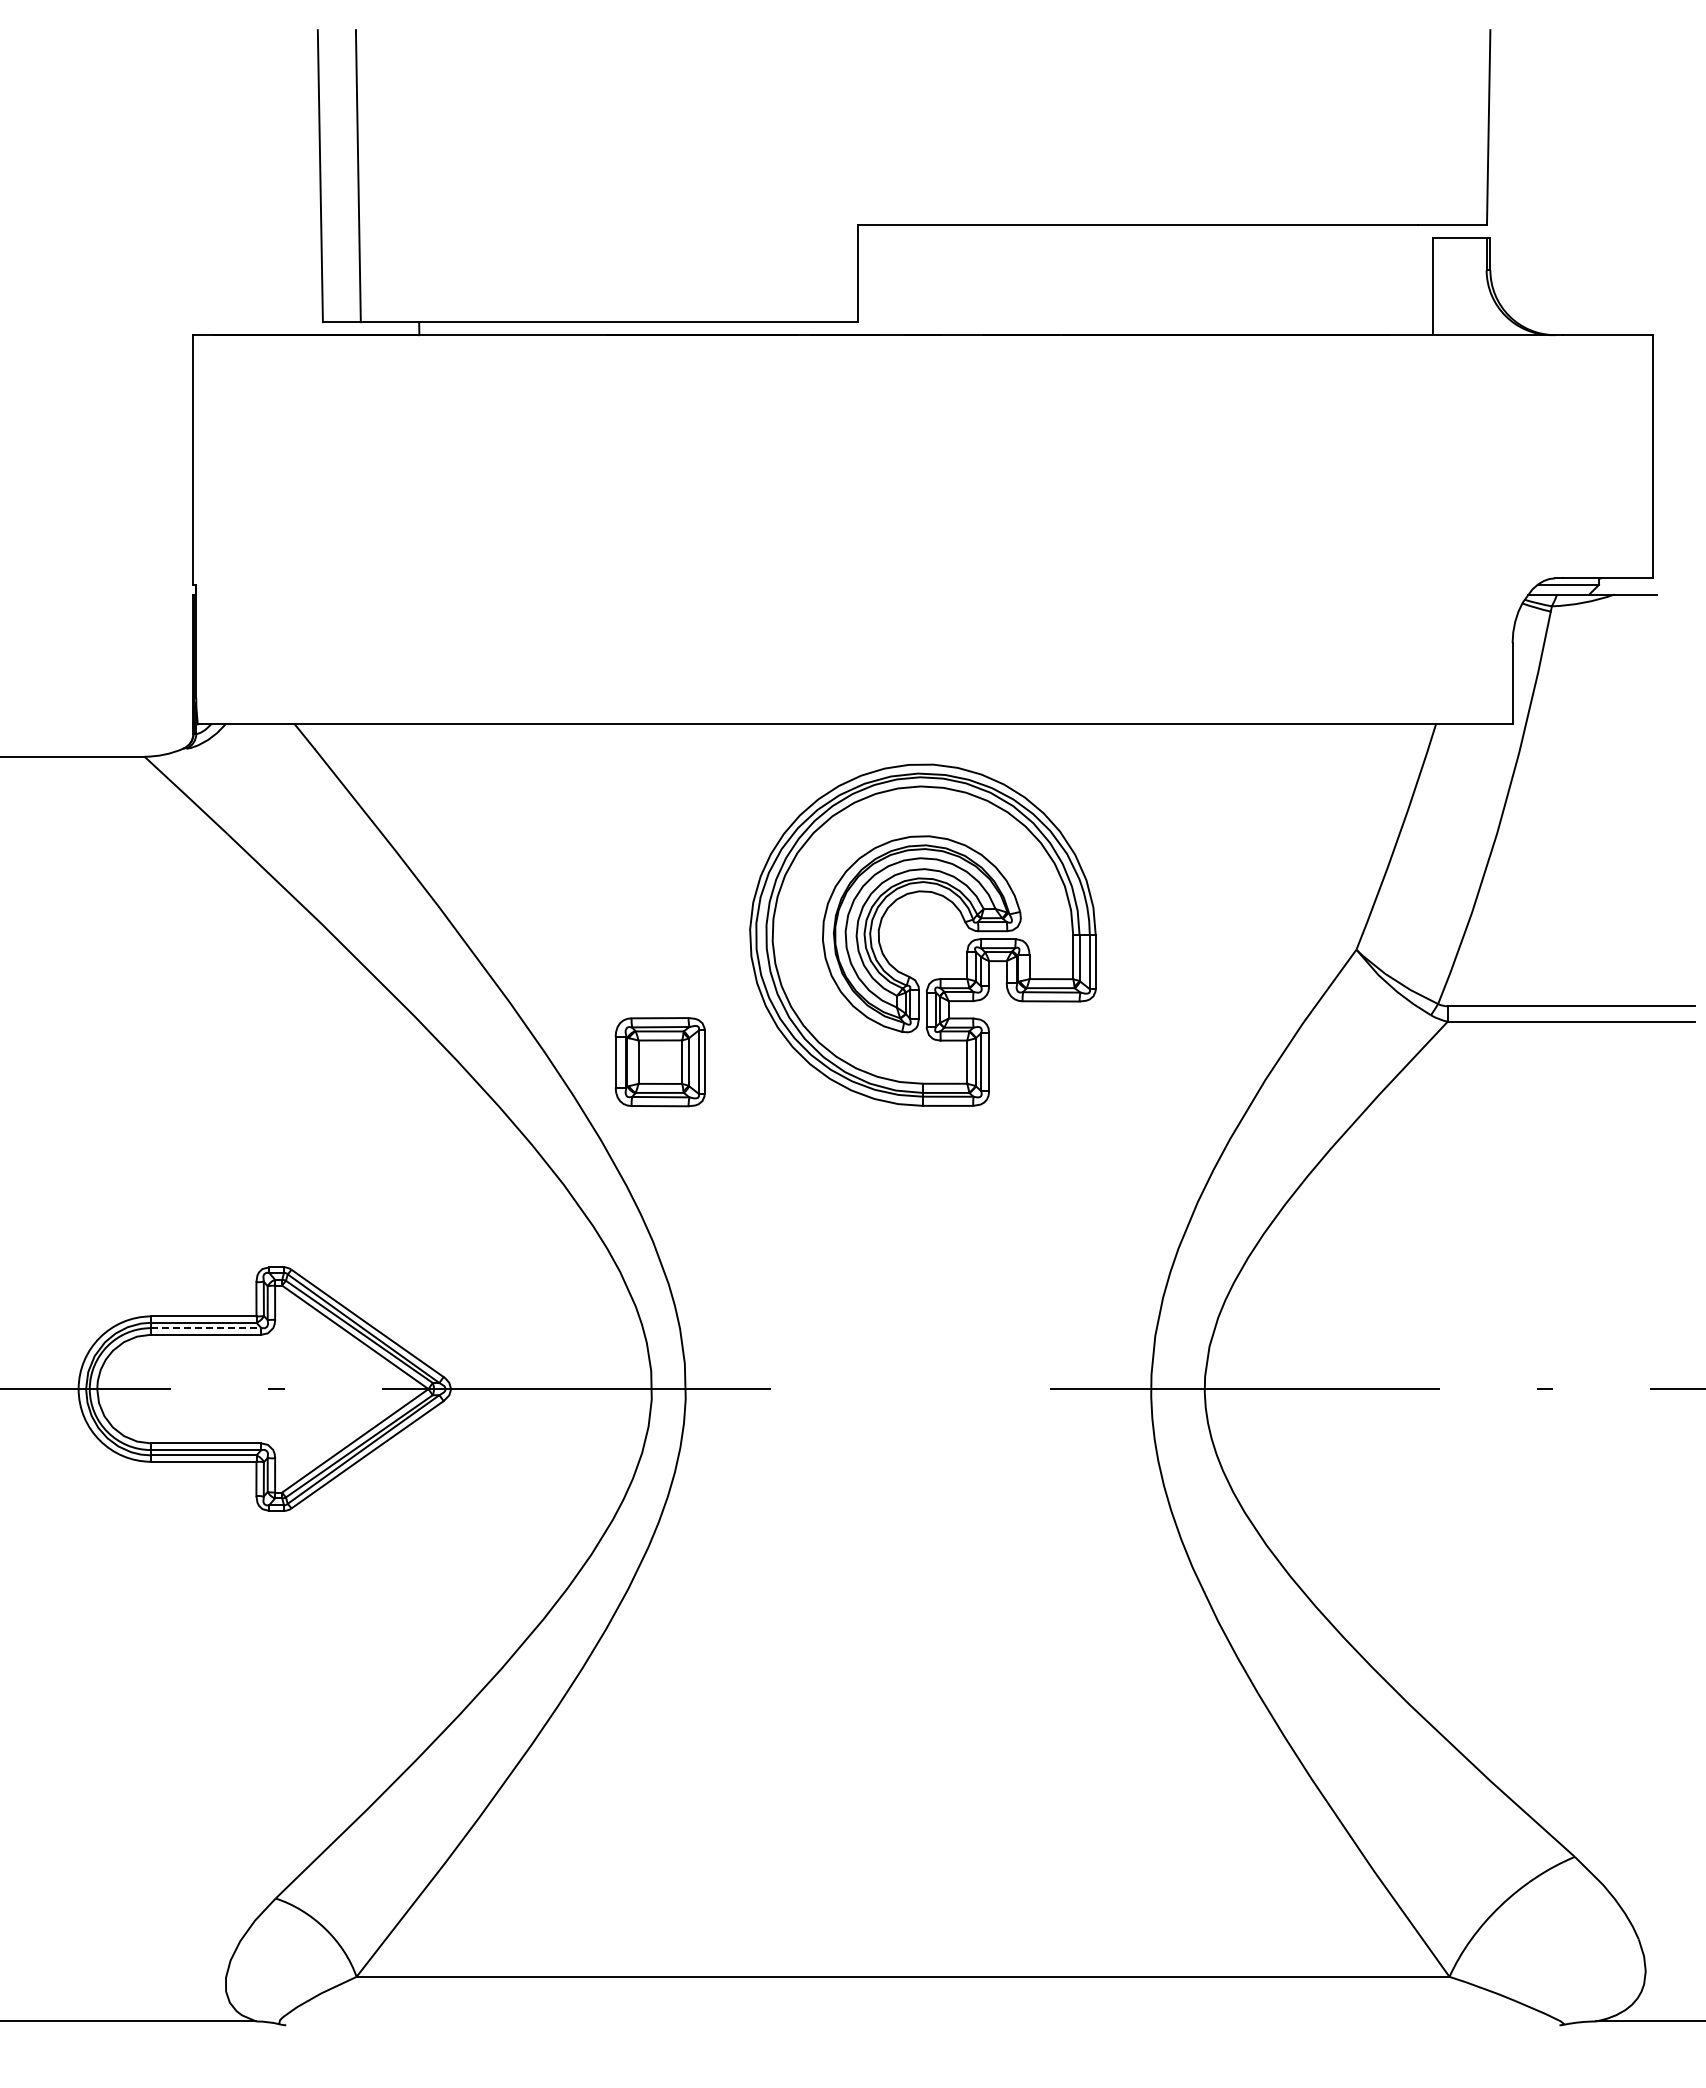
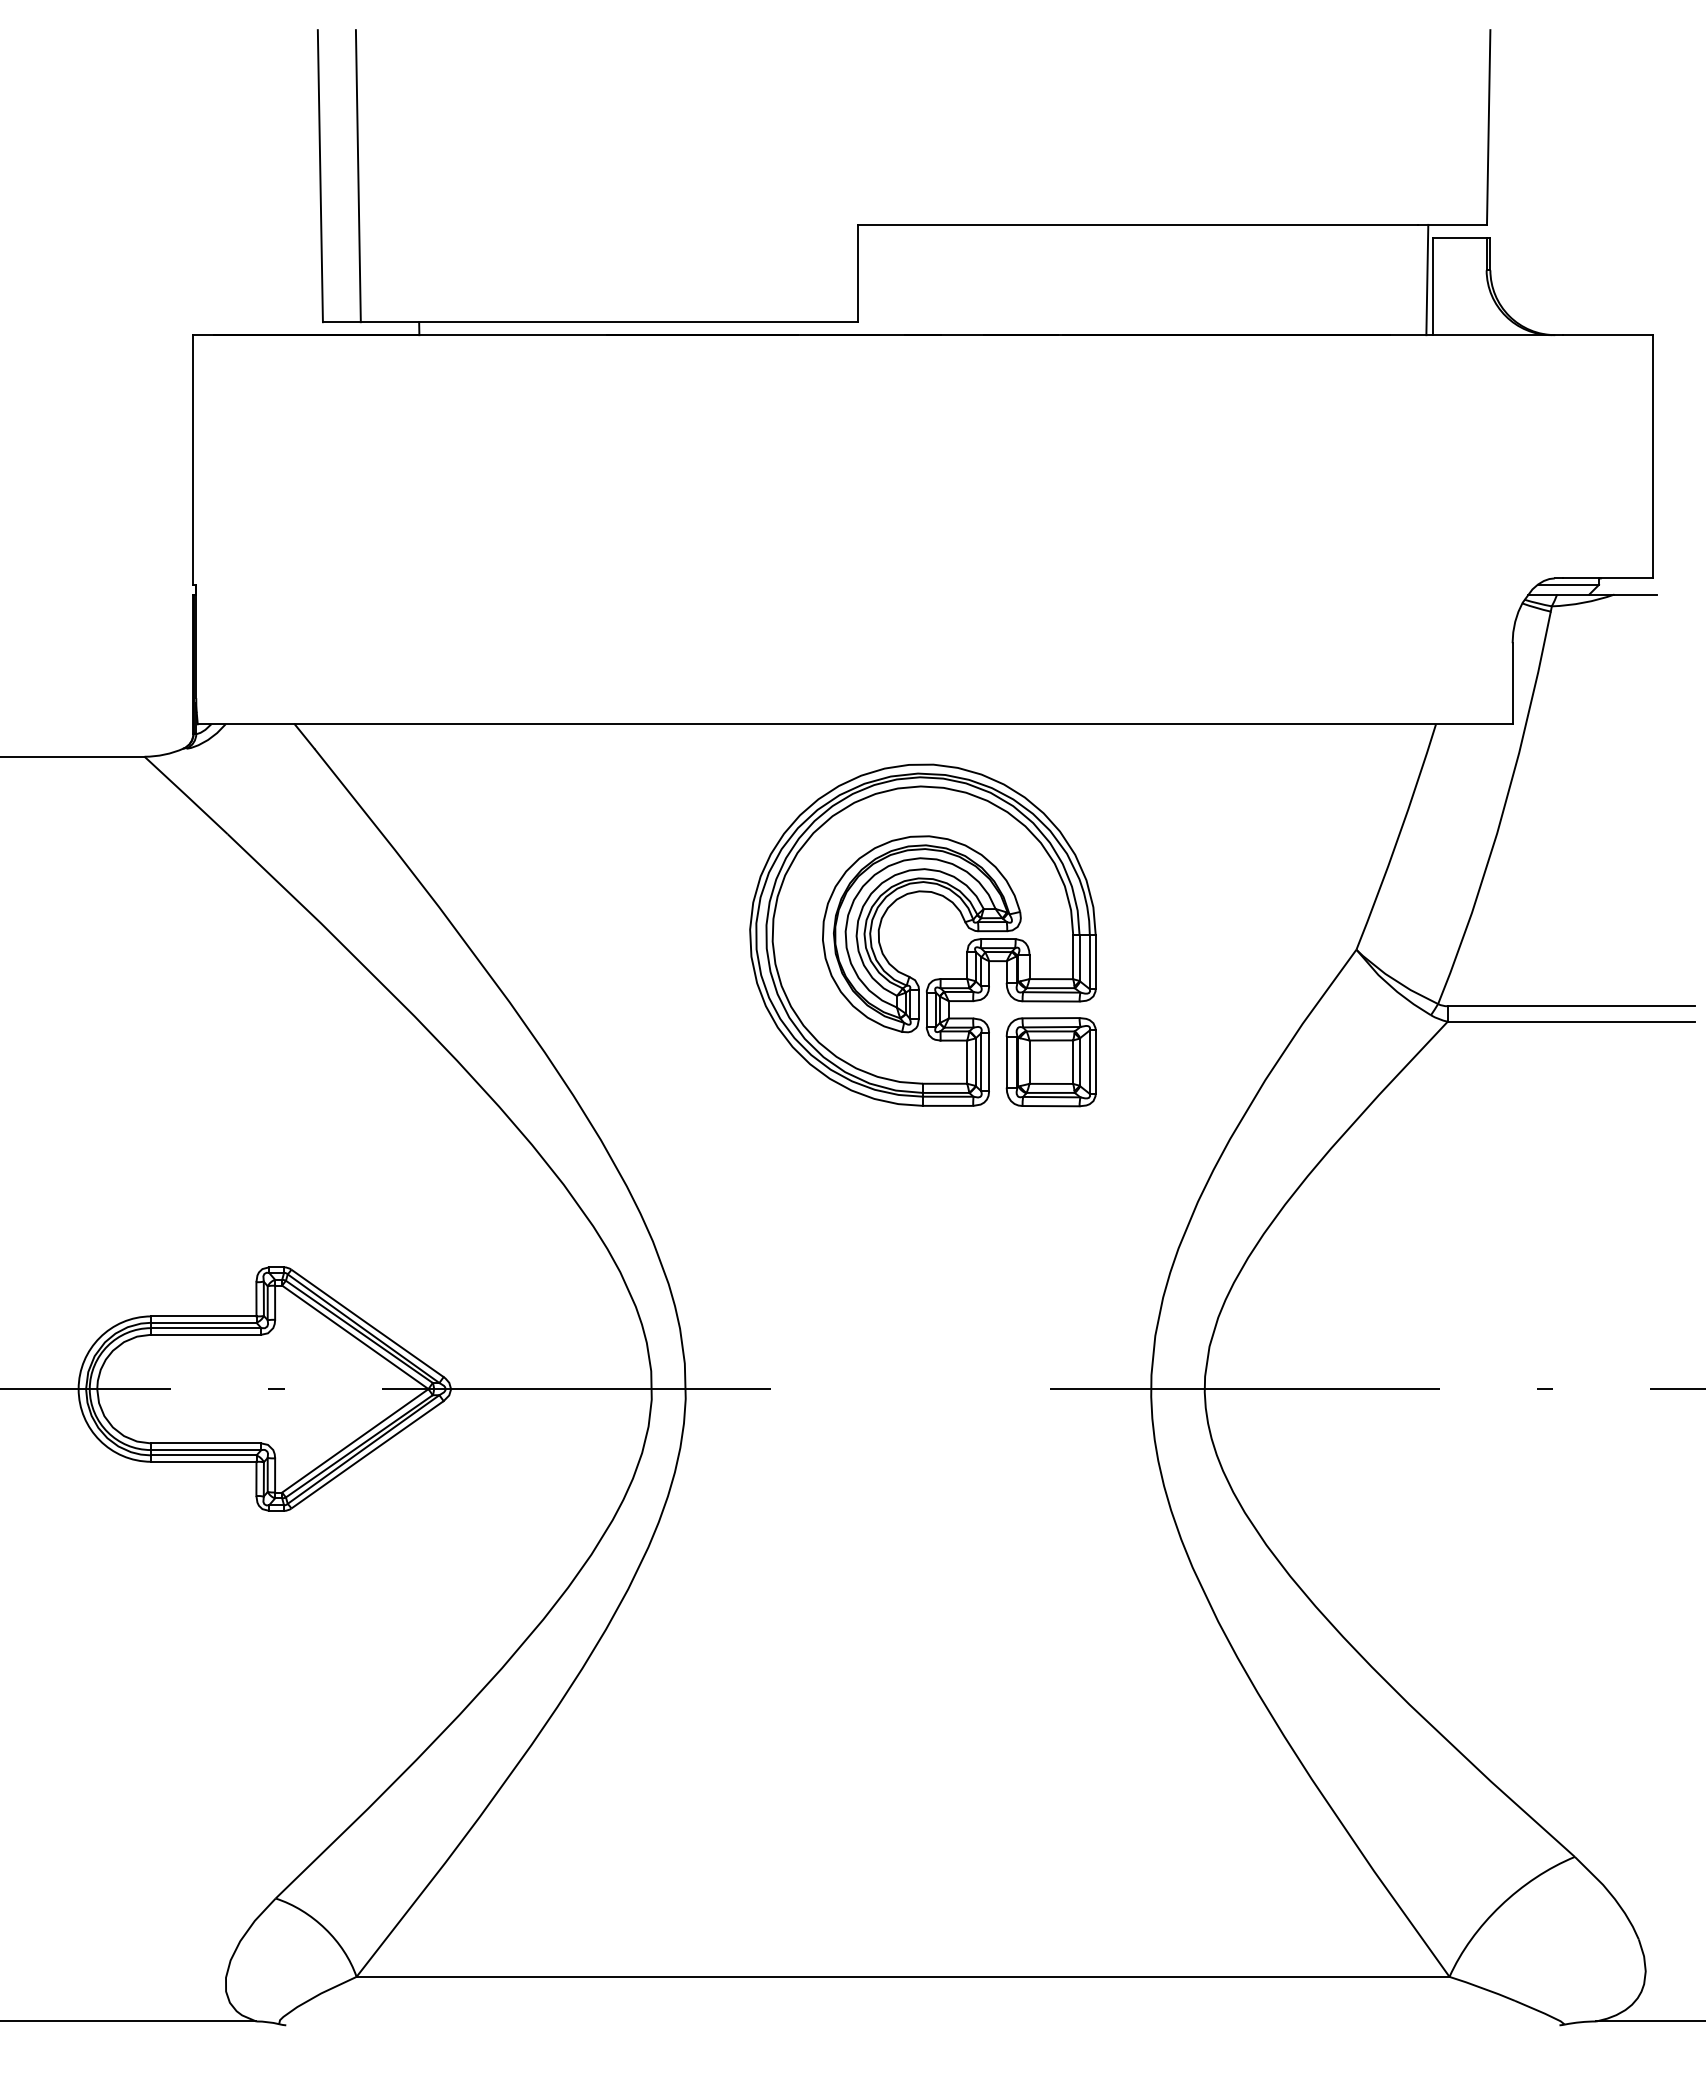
line: none -> present (1427, 279)
part position: (659, 1062) -> (1050, 1062) (1050, 1062)
line: dashed -> solid (206, 1328)
